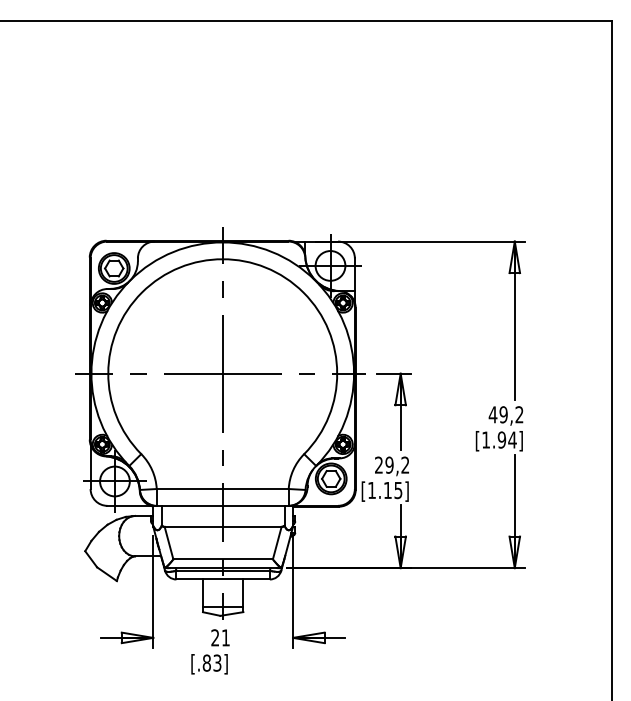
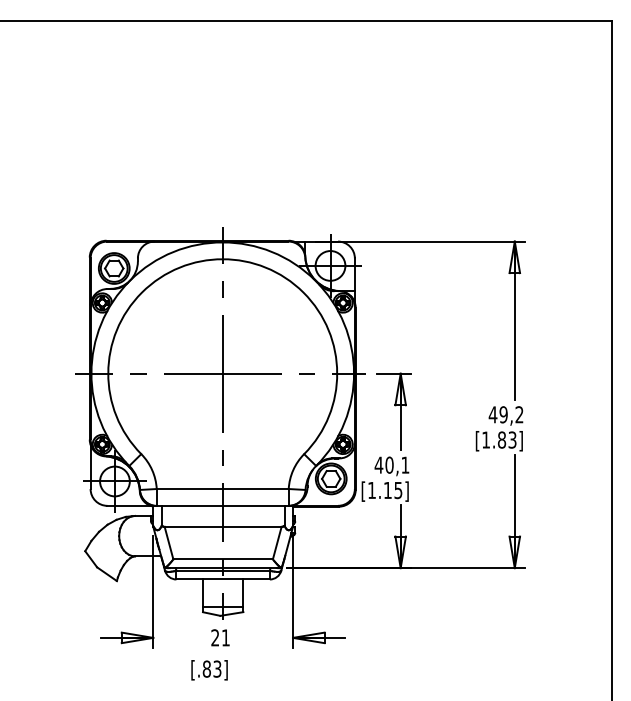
text: [1.94] -> [1.83] (506, 439)
text: 29,2 -> 40,1 (391, 464)
text position: (209, 664) -> (209, 670) (209, 670)
